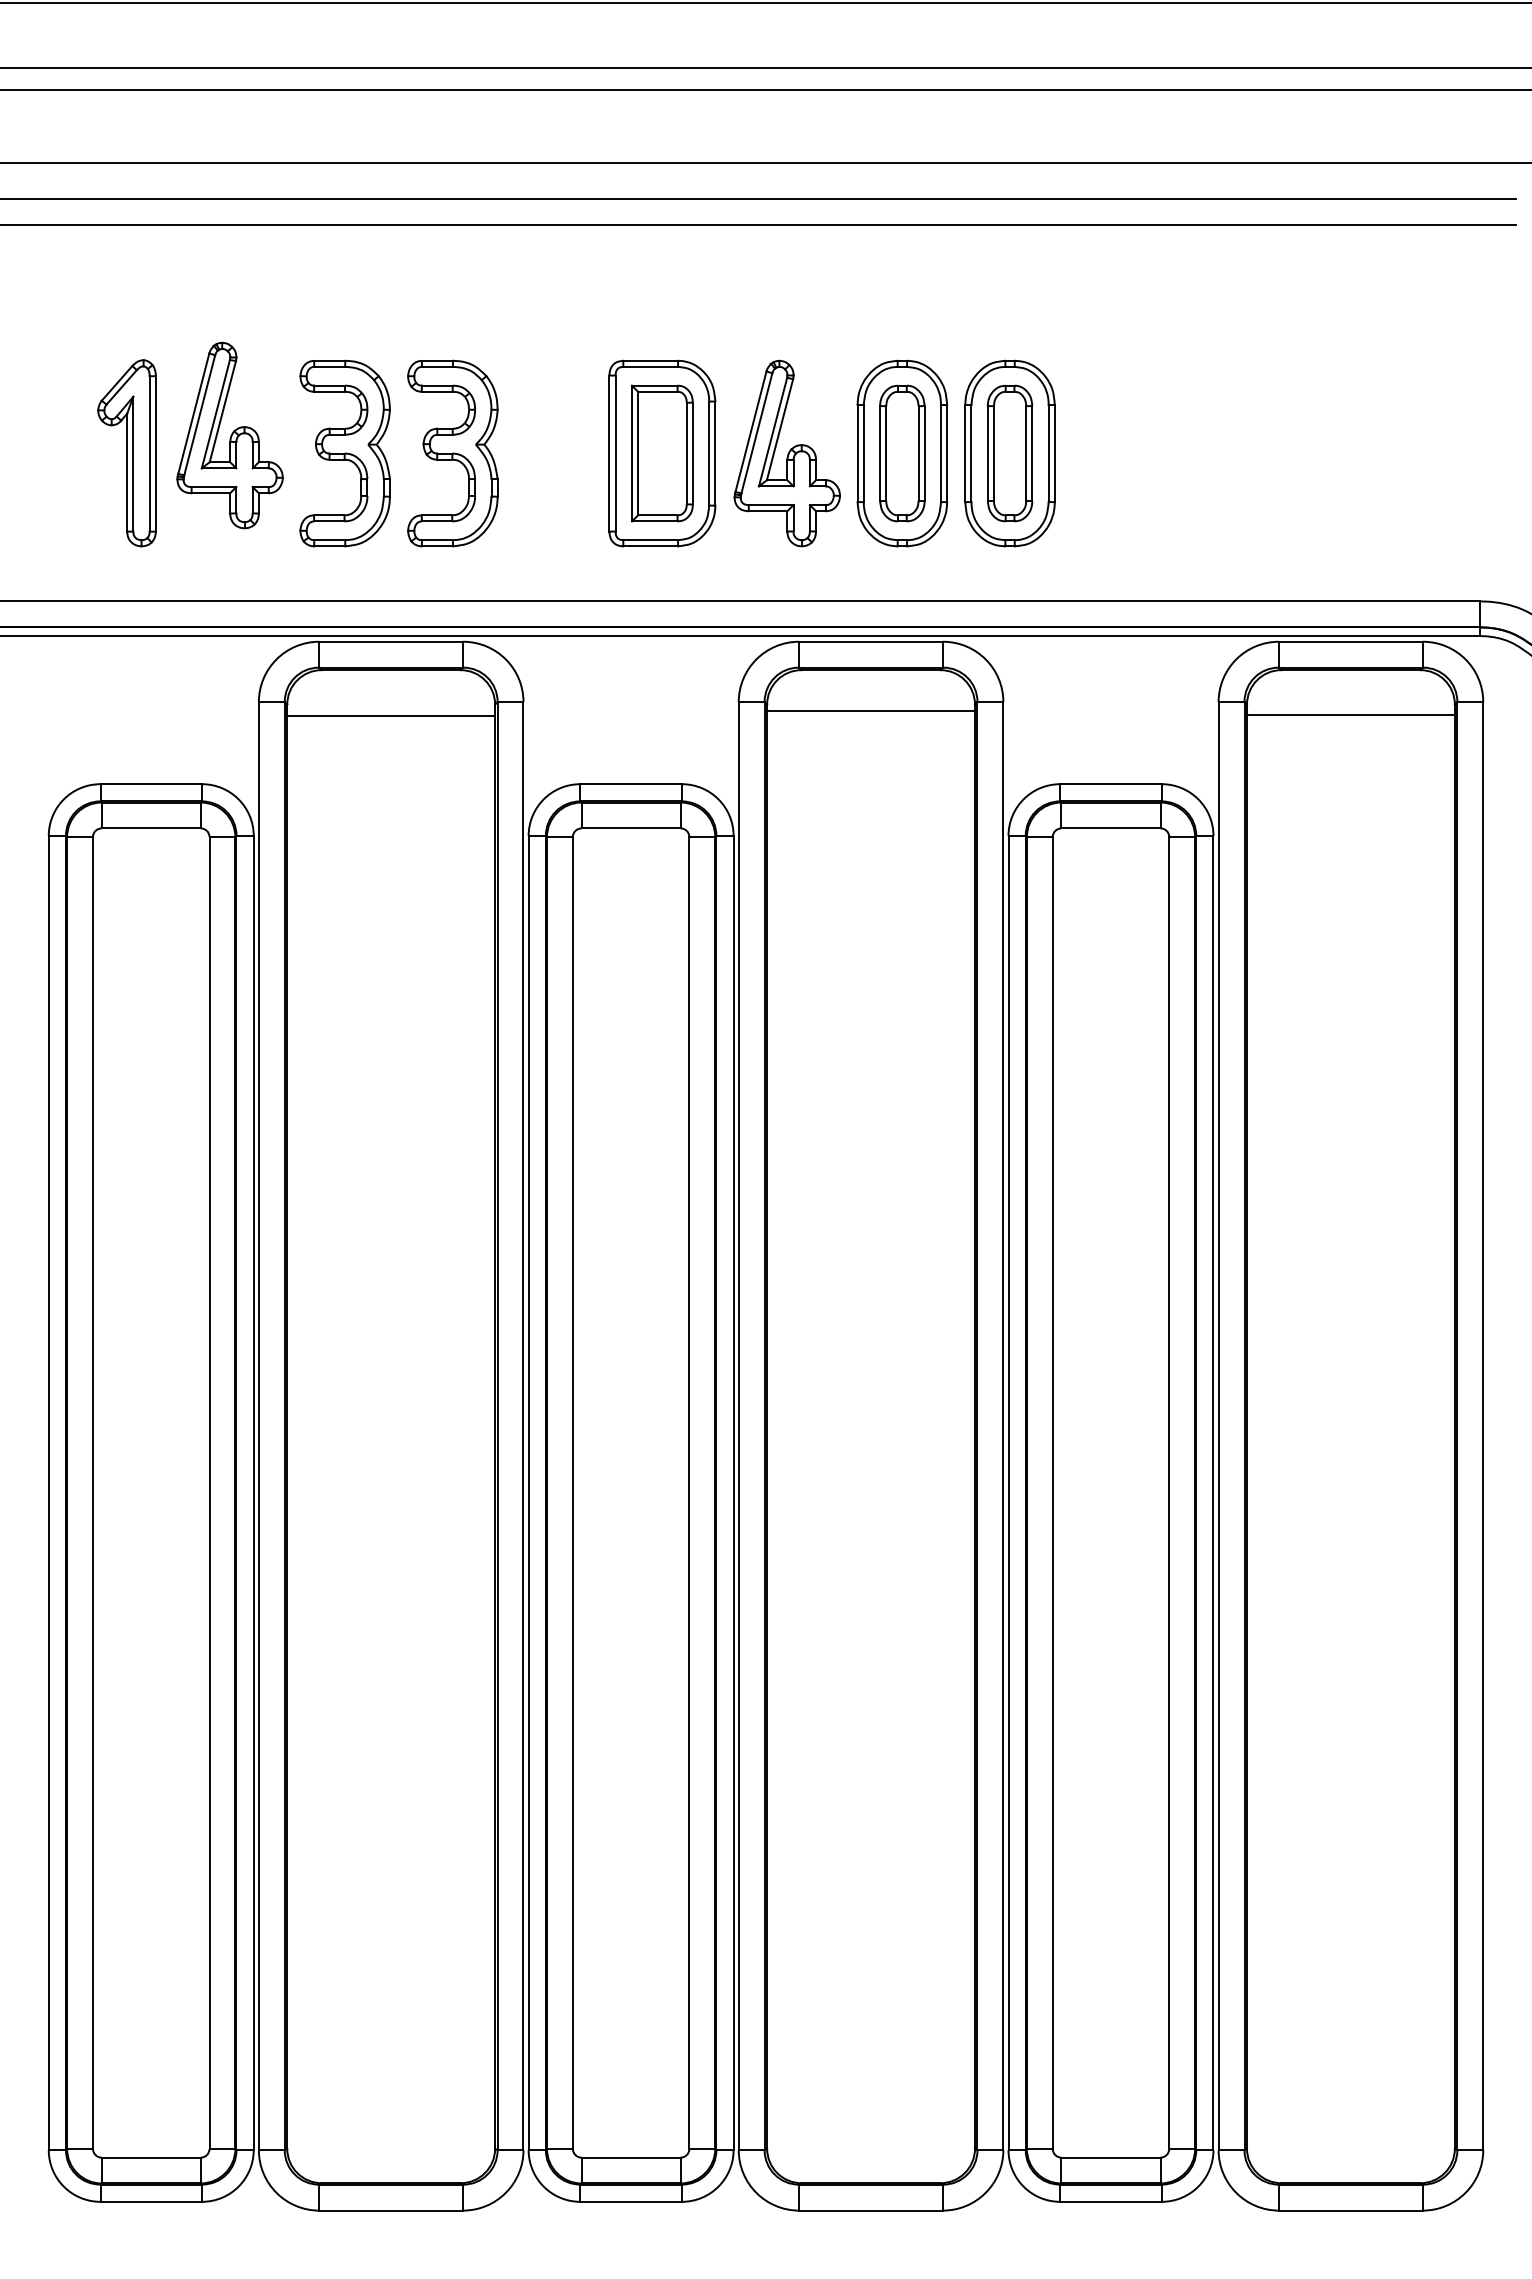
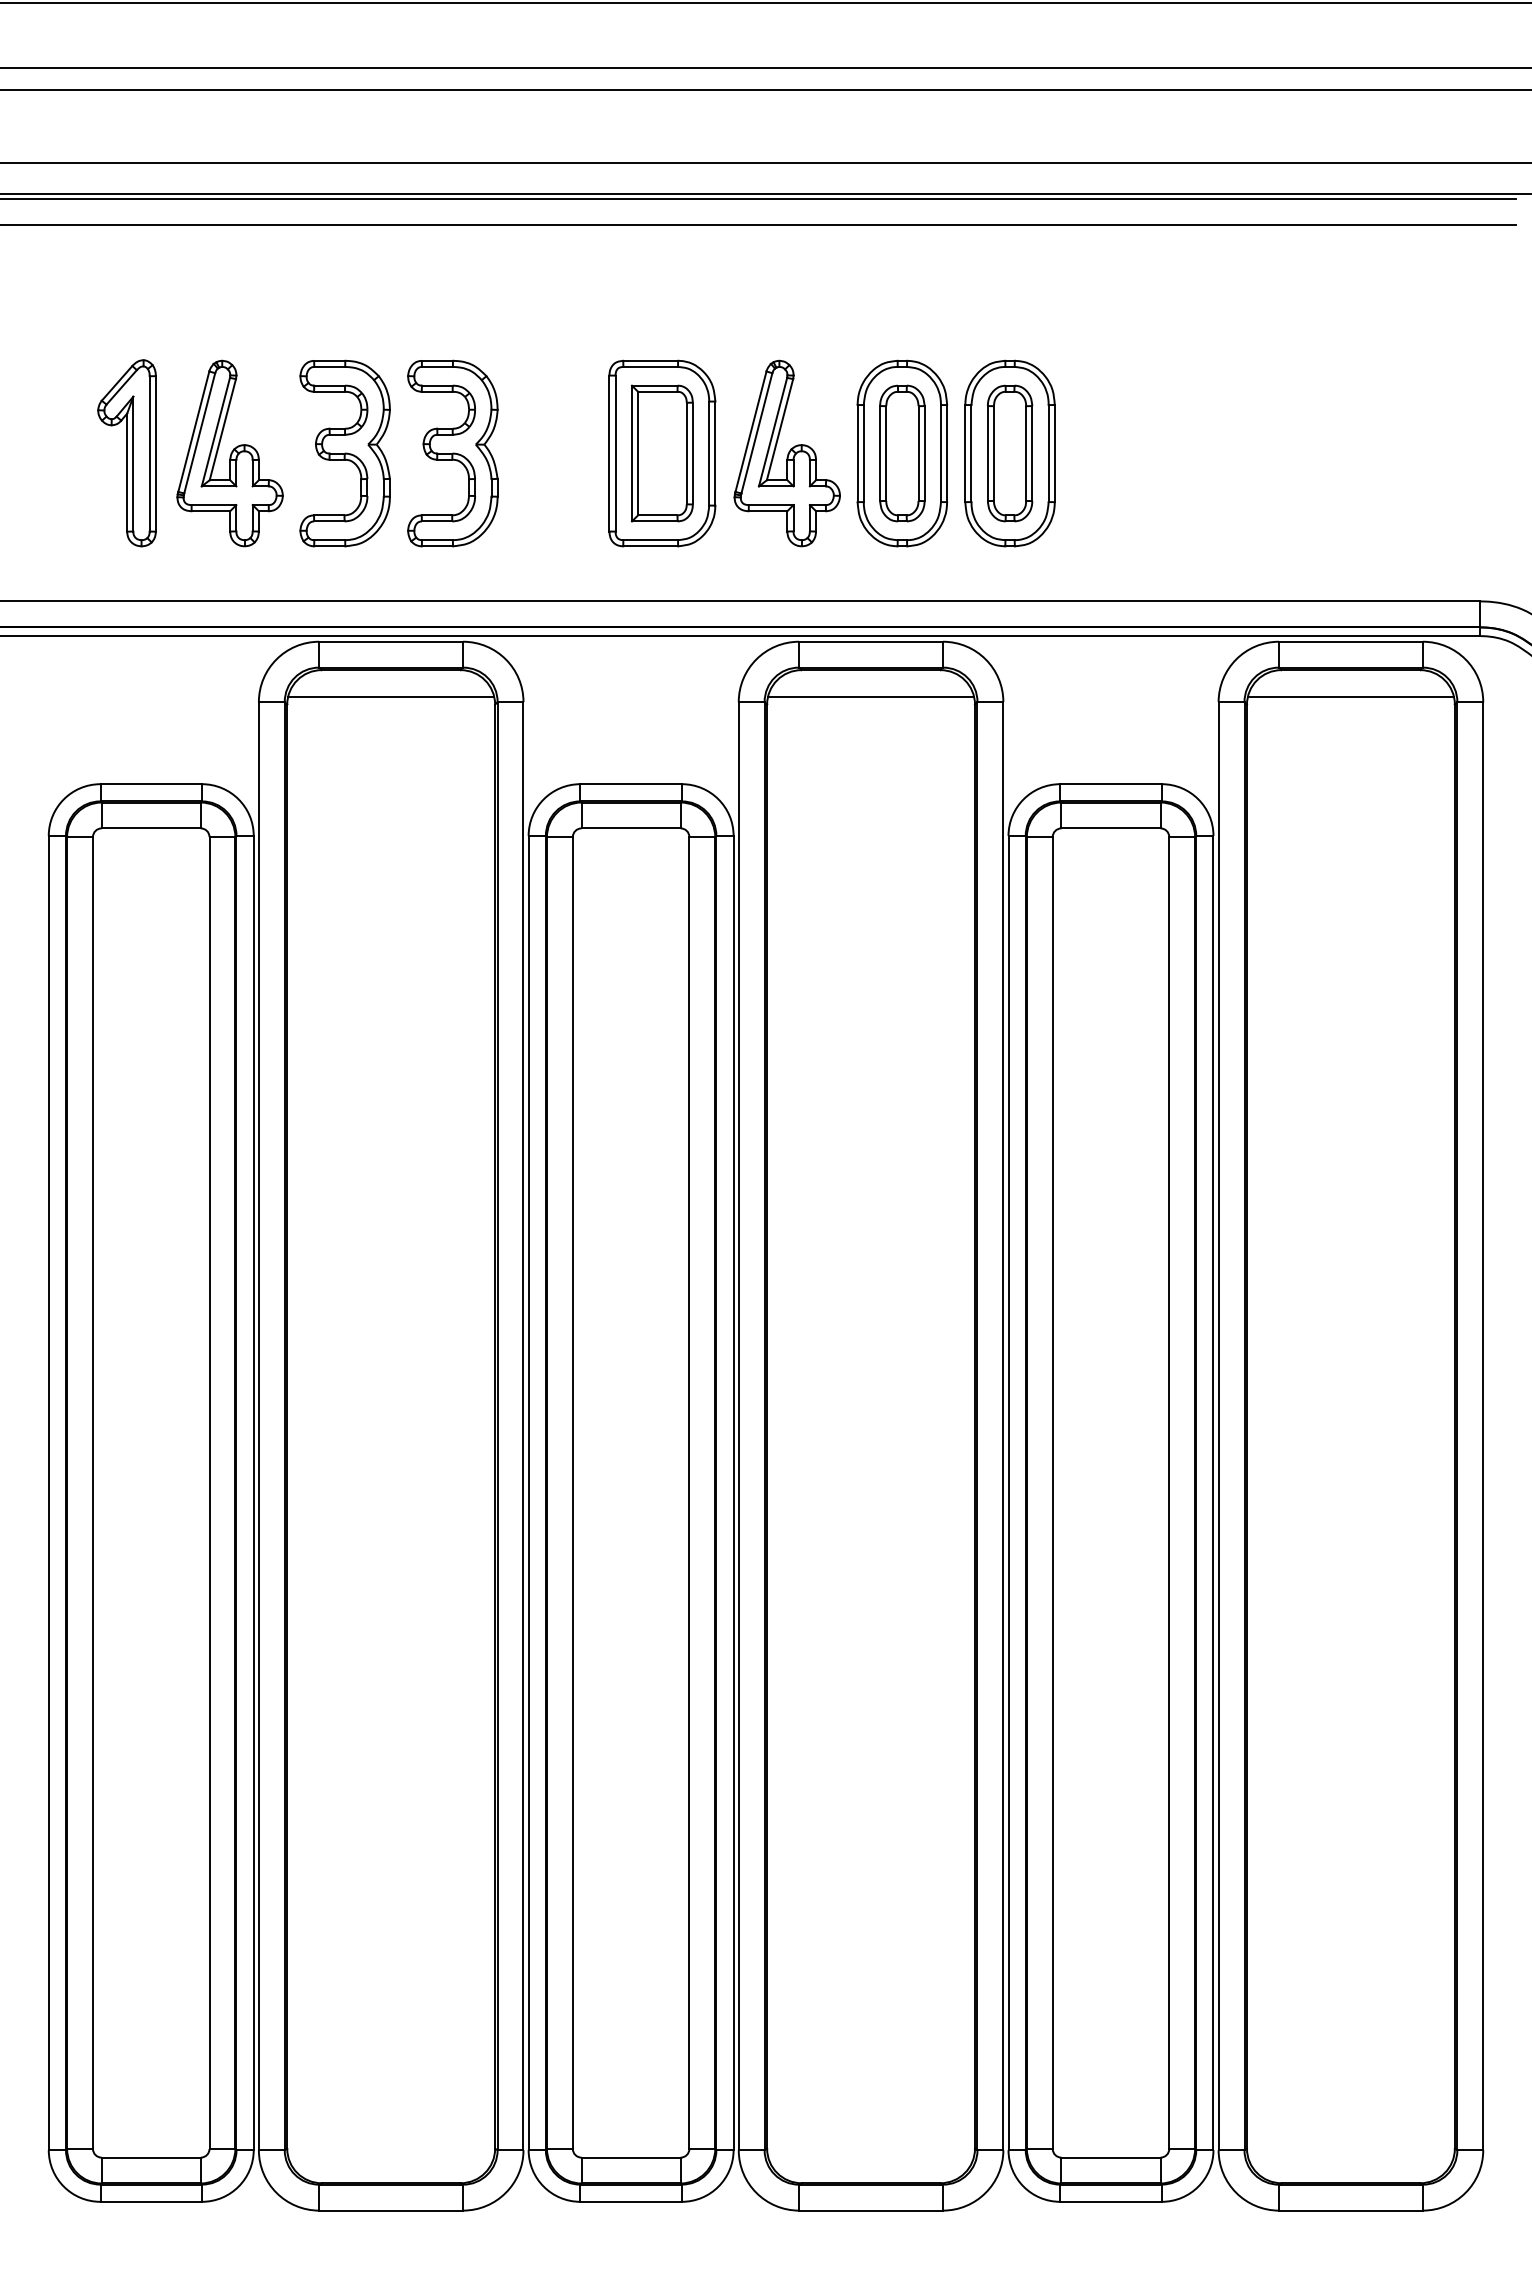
line: none -> present (765, 193)
part position: (229, 435) -> (229, 453) (229, 453)
line position: (870, 711) -> (870, 697) (870, 697)
line position: (1350, 715) -> (1350, 697) (1350, 697)
line position: (390, 716) -> (390, 697) (390, 697)
